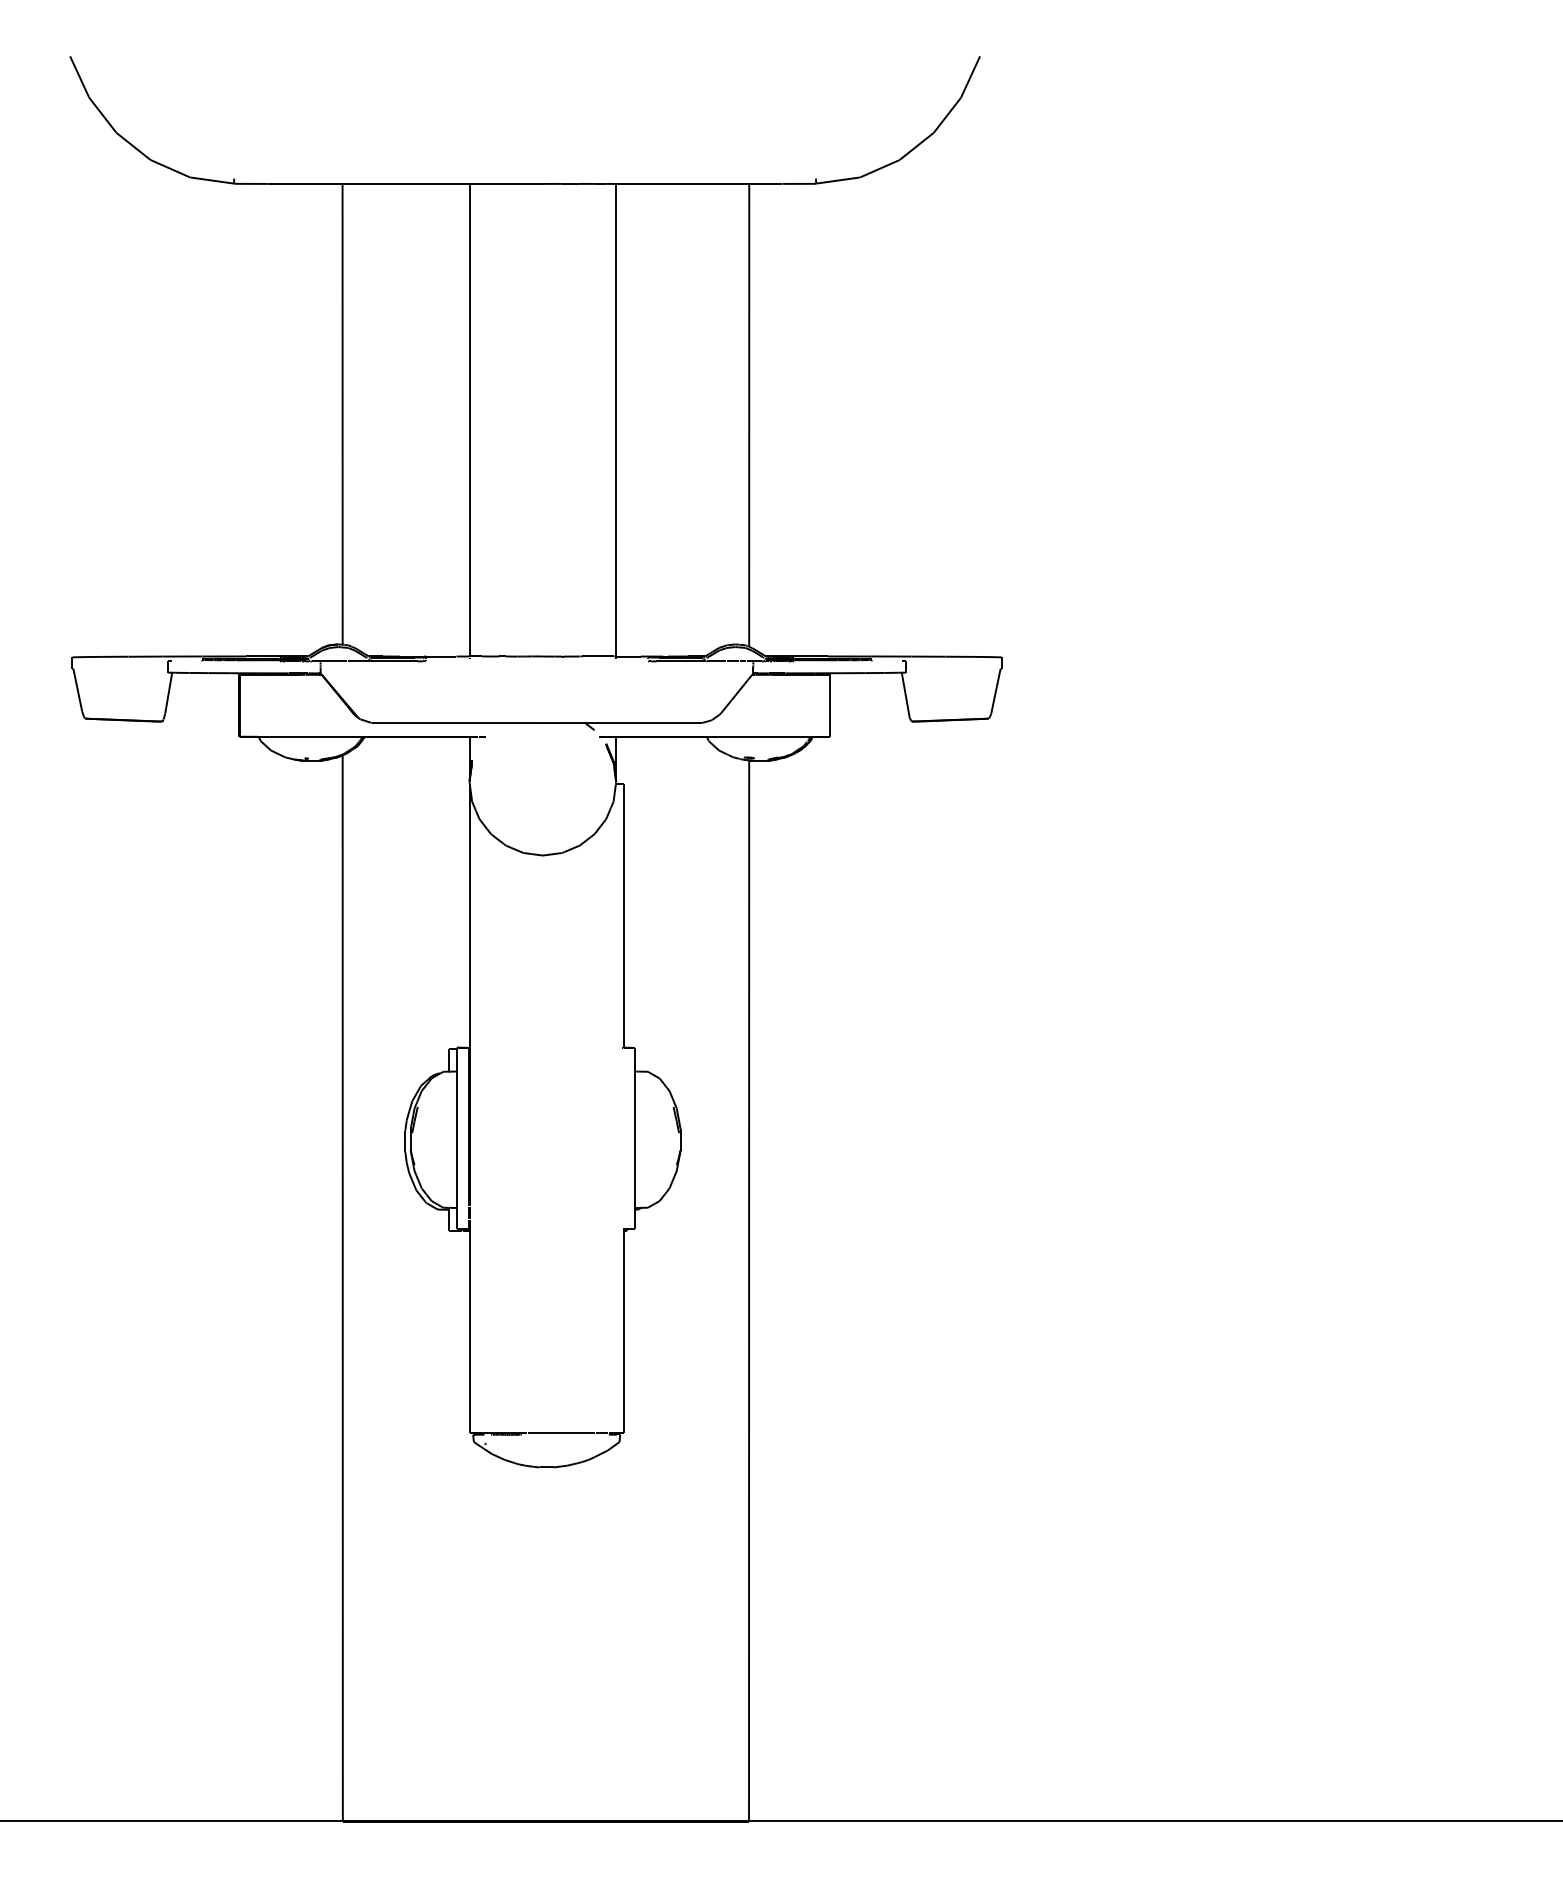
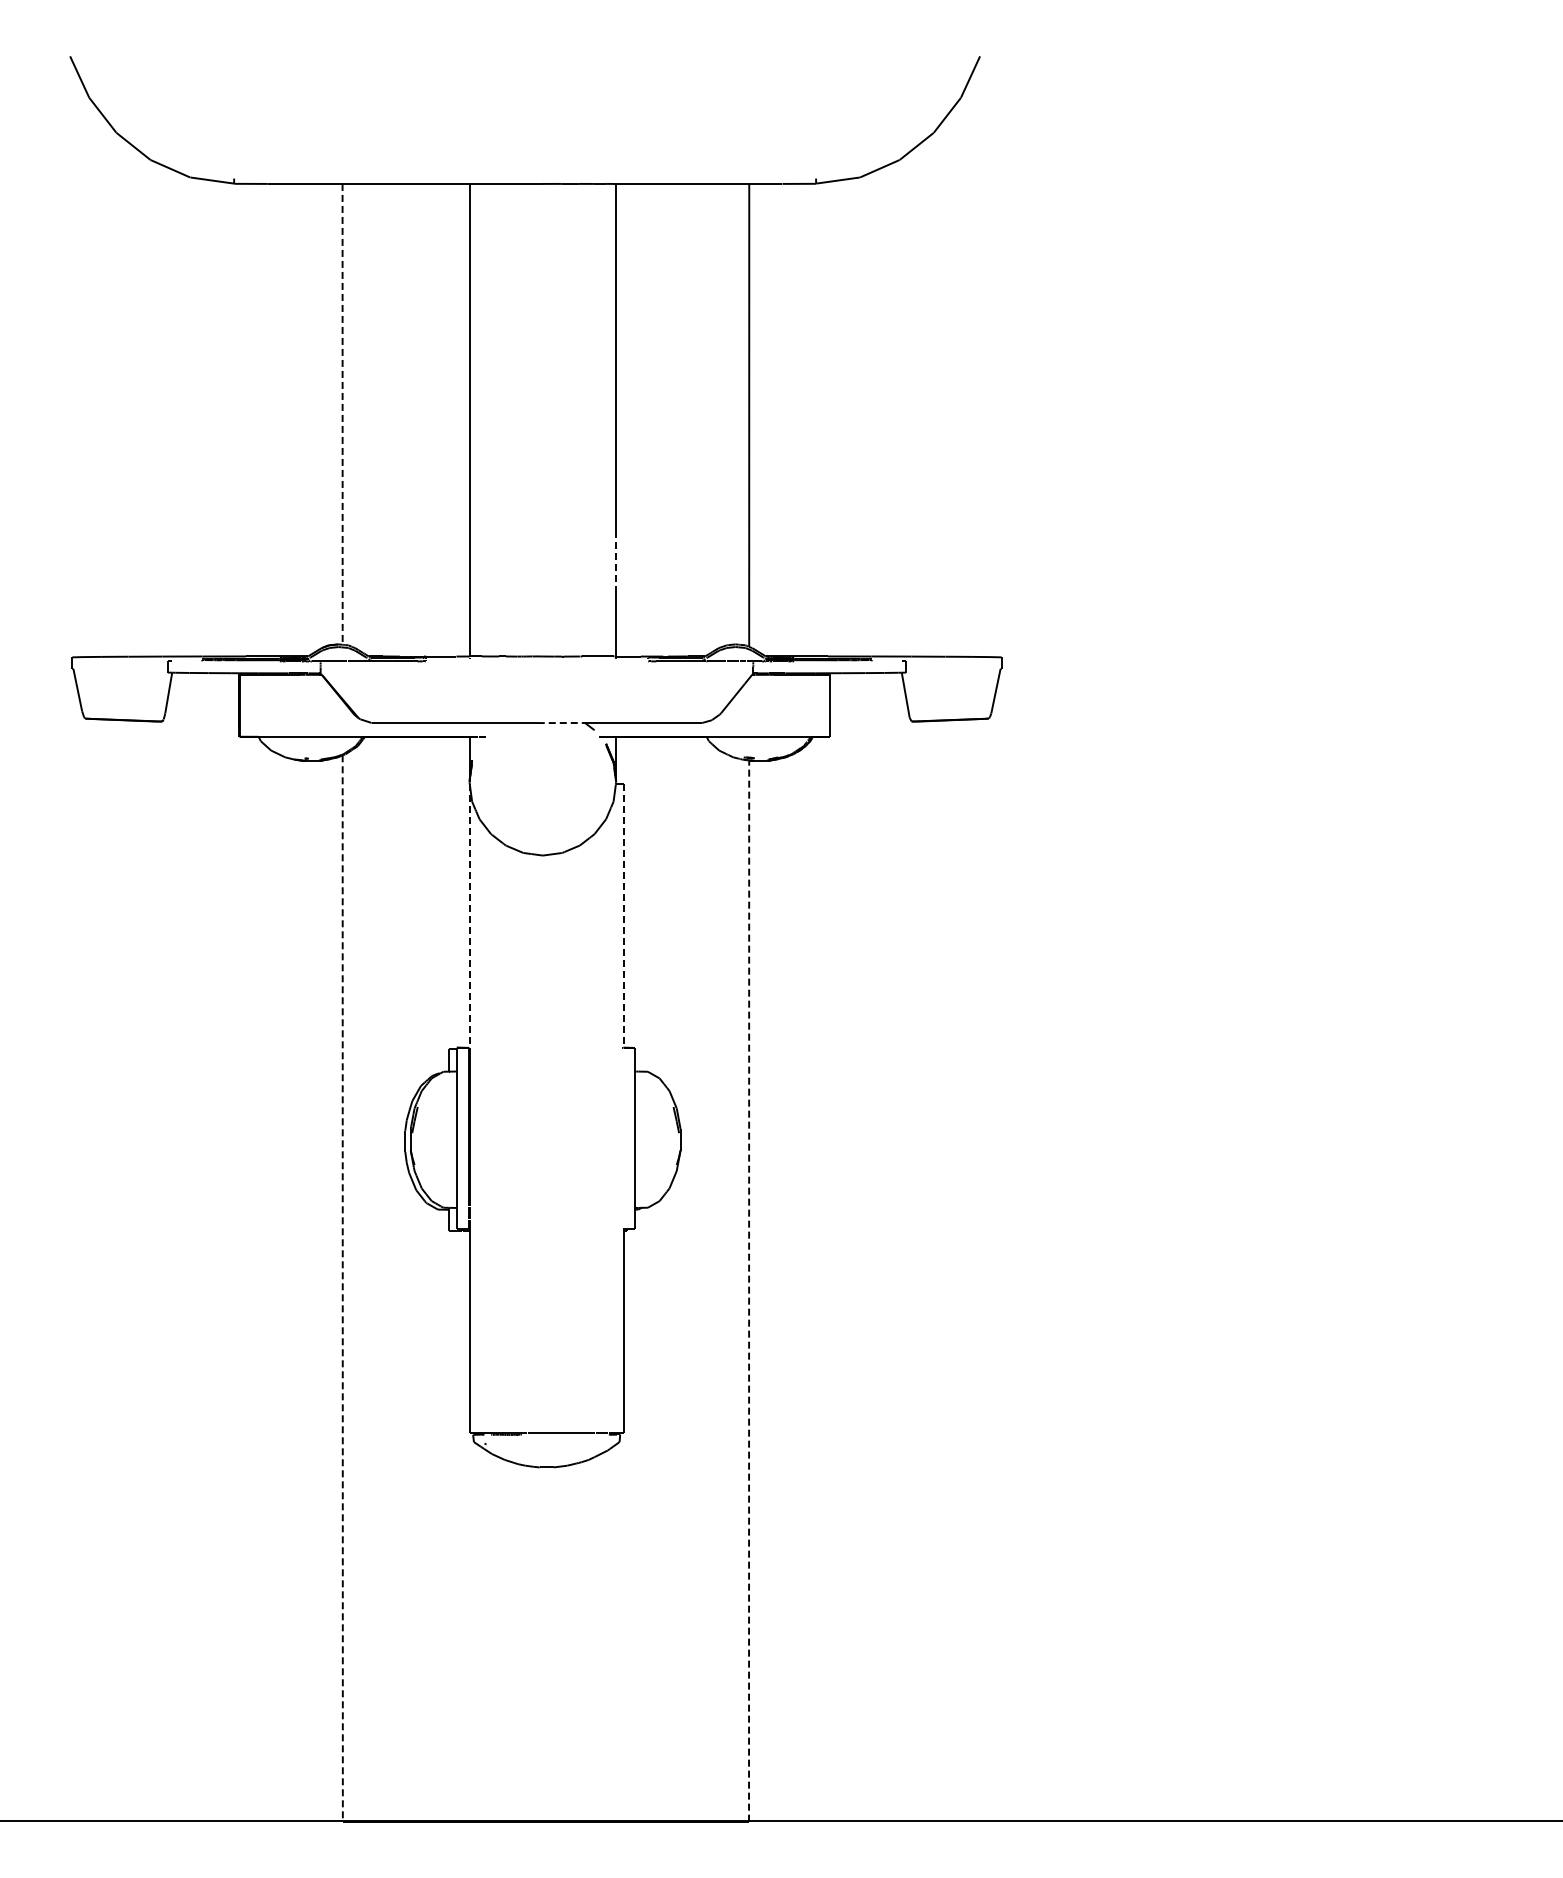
line: solid -> dashed (342, 414)
line: solid -> dashed (616, 564)
line: solid -> dashed (561, 723)
line: solid -> dashed (623, 915)
line: solid -> dashed (469, 917)
line: solid -> dashed (342, 1288)
line: solid -> dashed (749, 1290)
